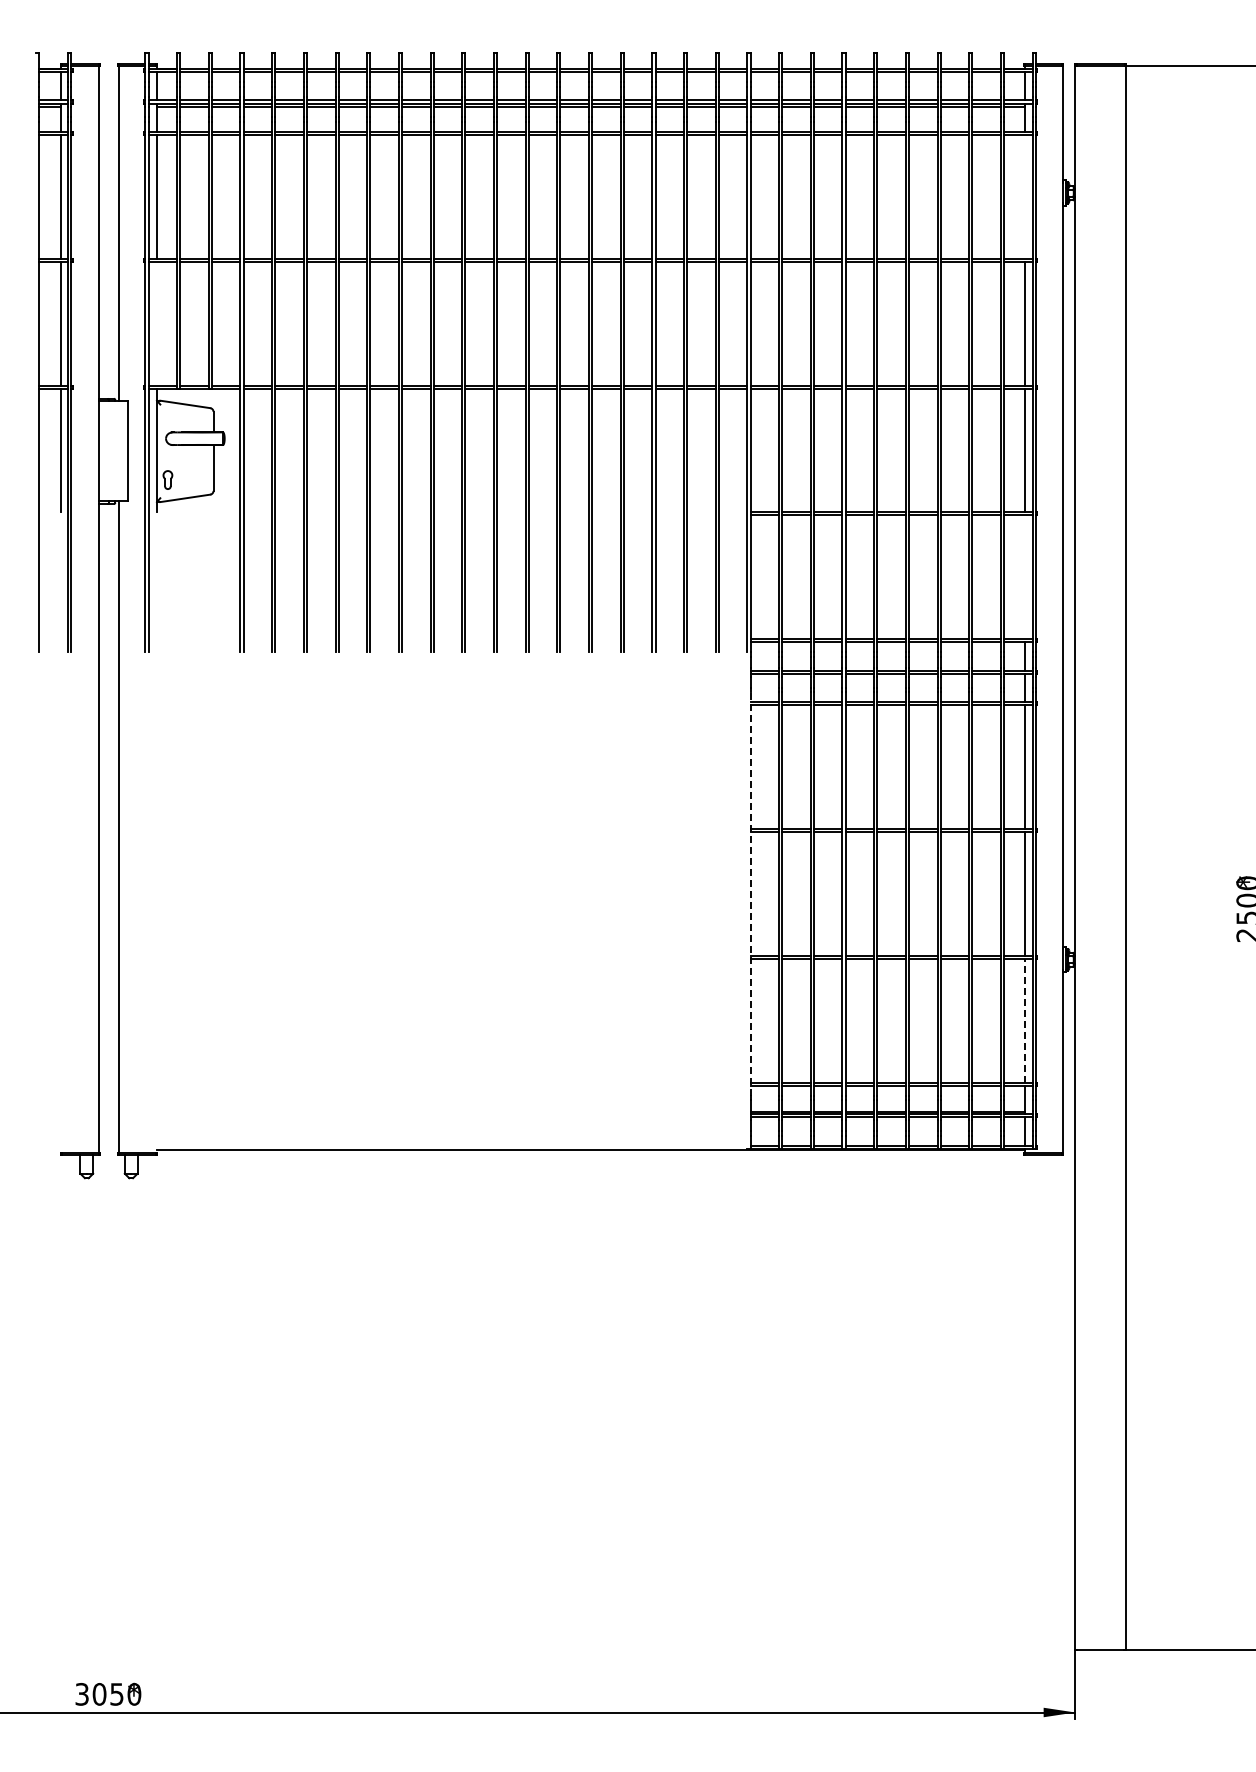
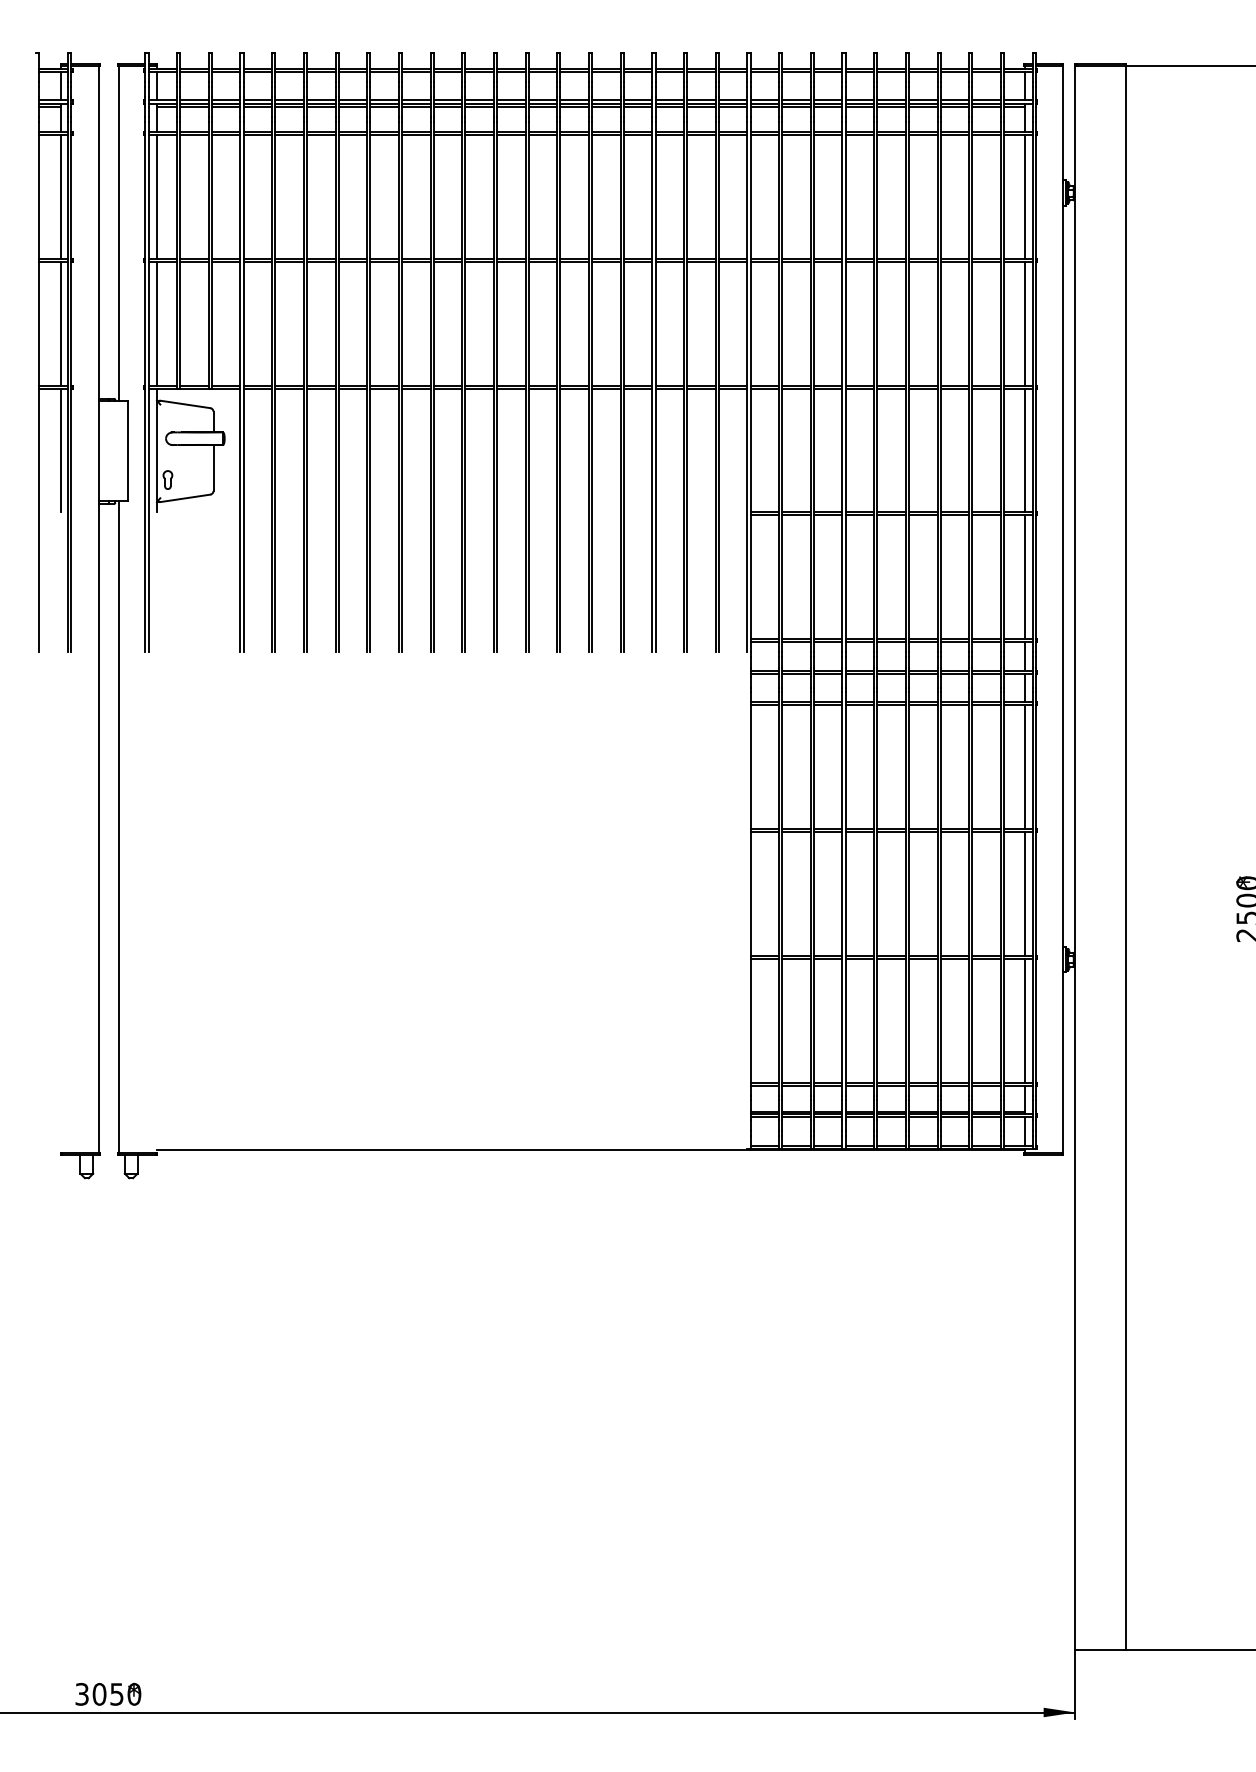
line: none -> present (1024, 196)
line: none -> present (156, 323)
line: none -> present (1024, 576)
line: dashed -> solid (750, 894)
line: dashed -> solid (1024, 1020)
